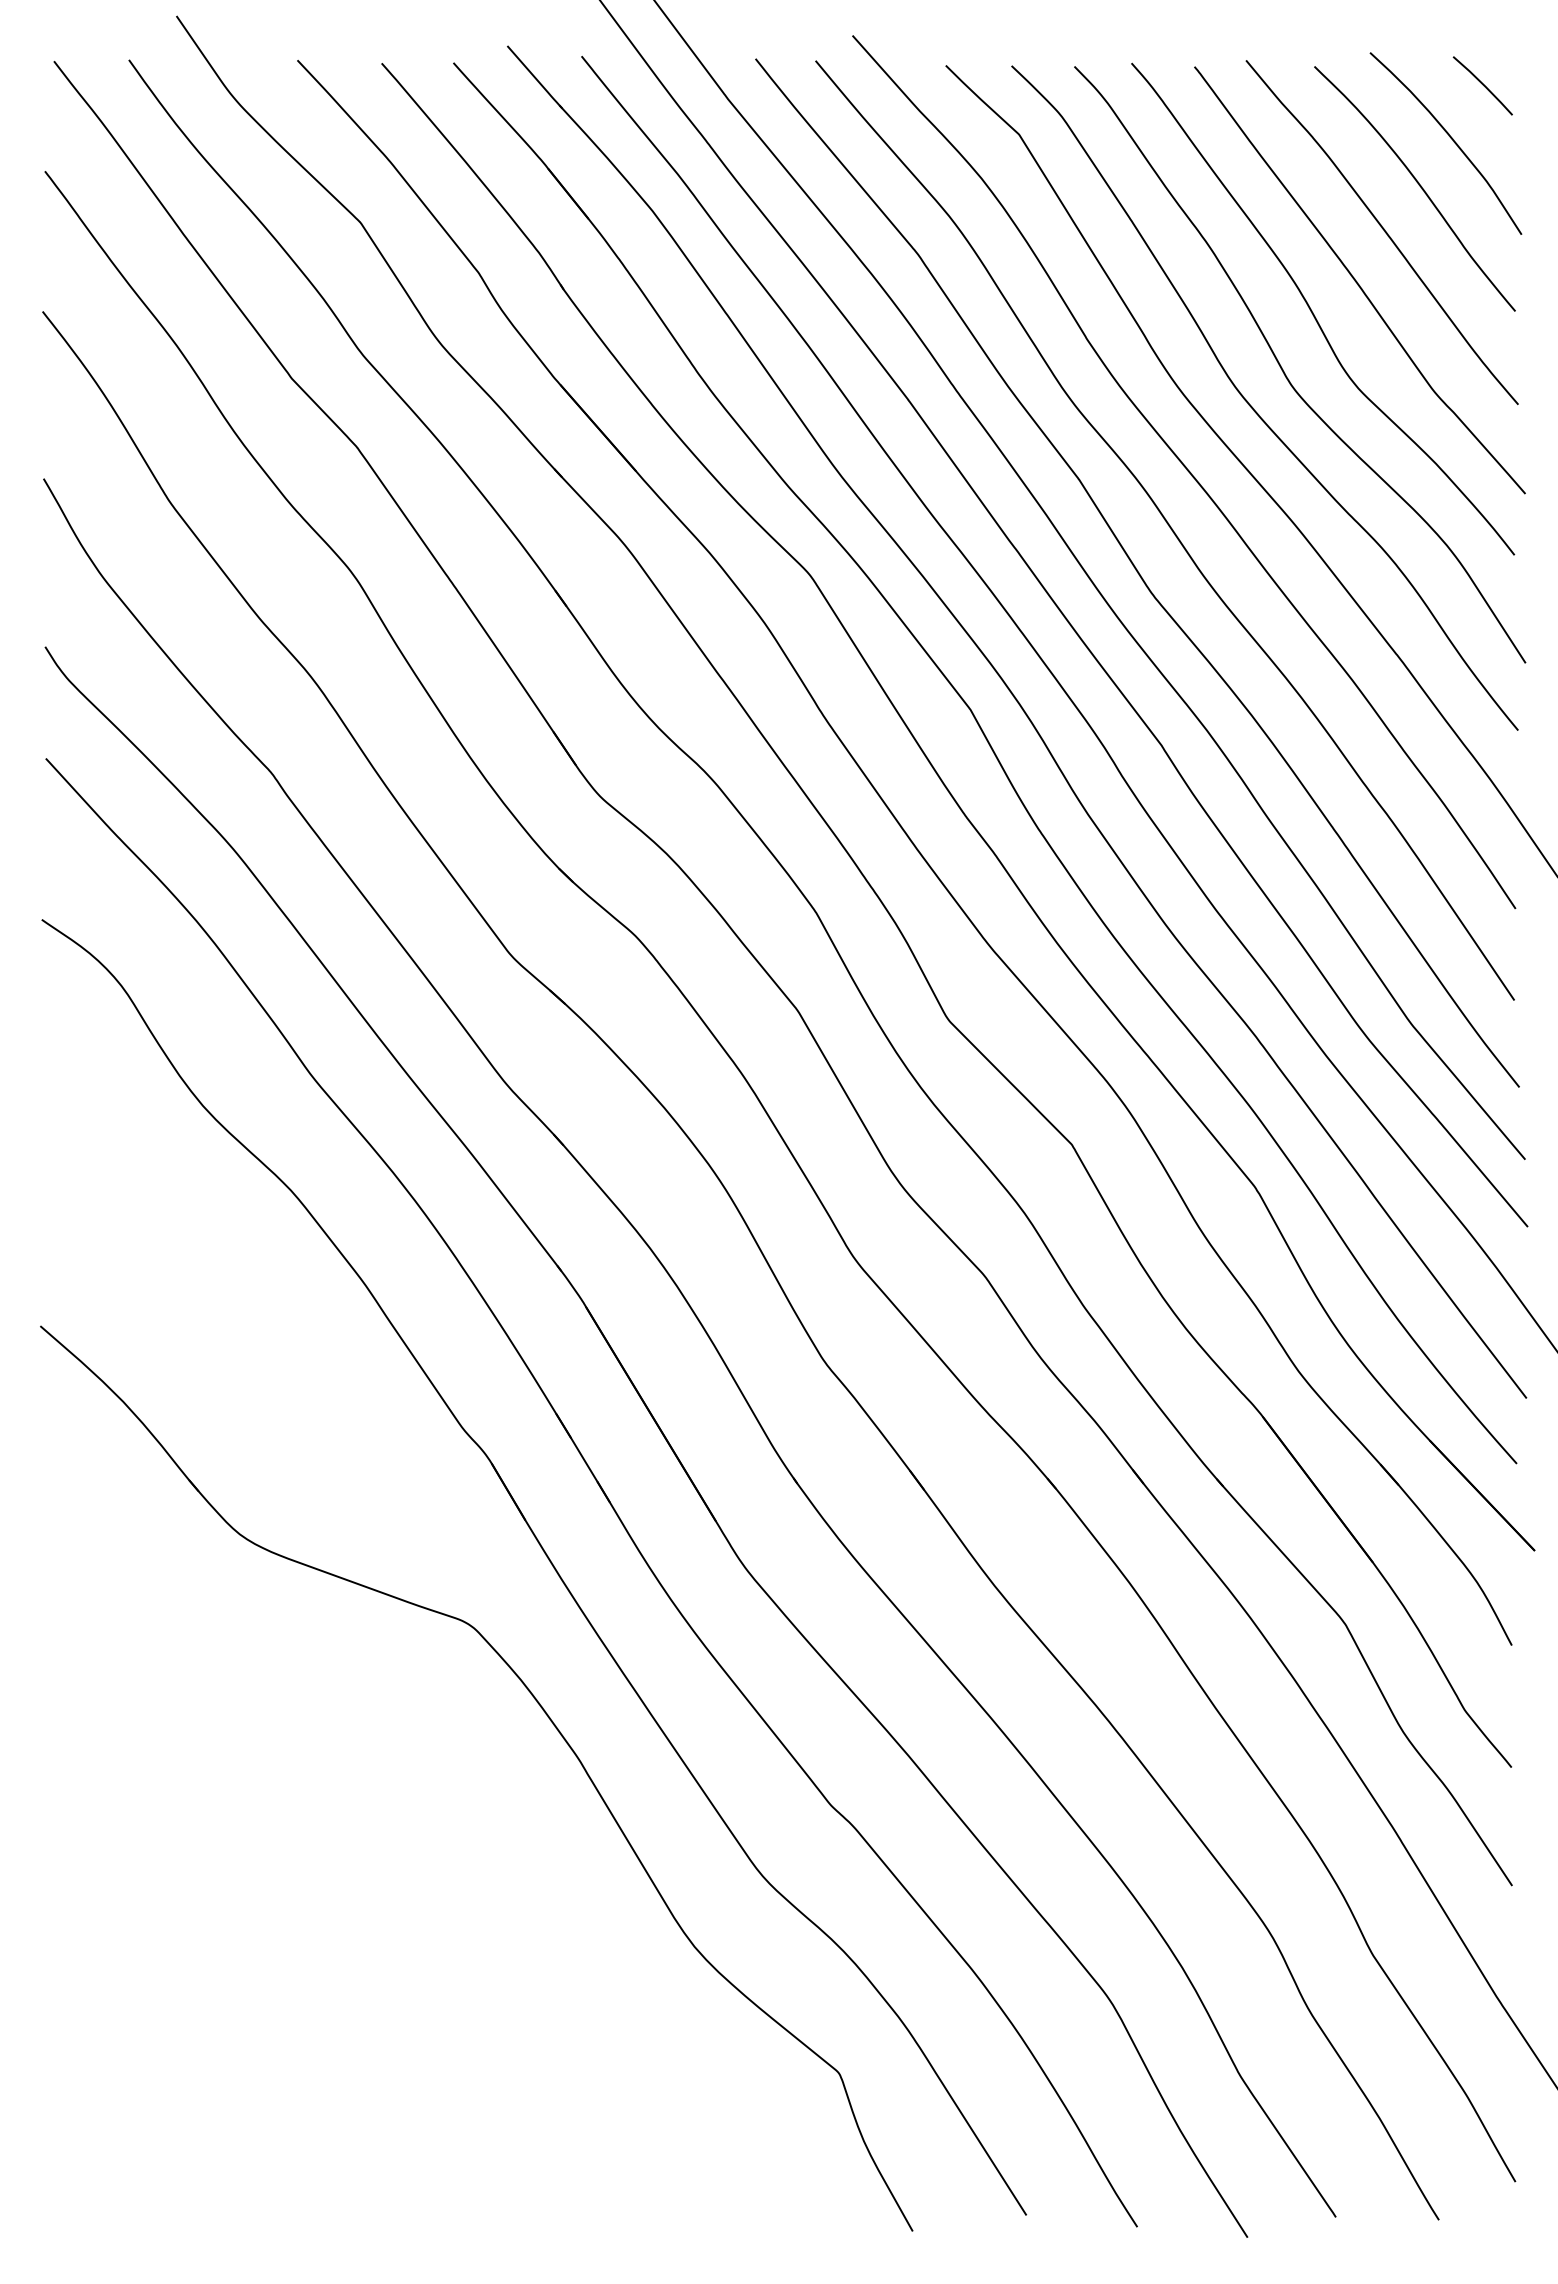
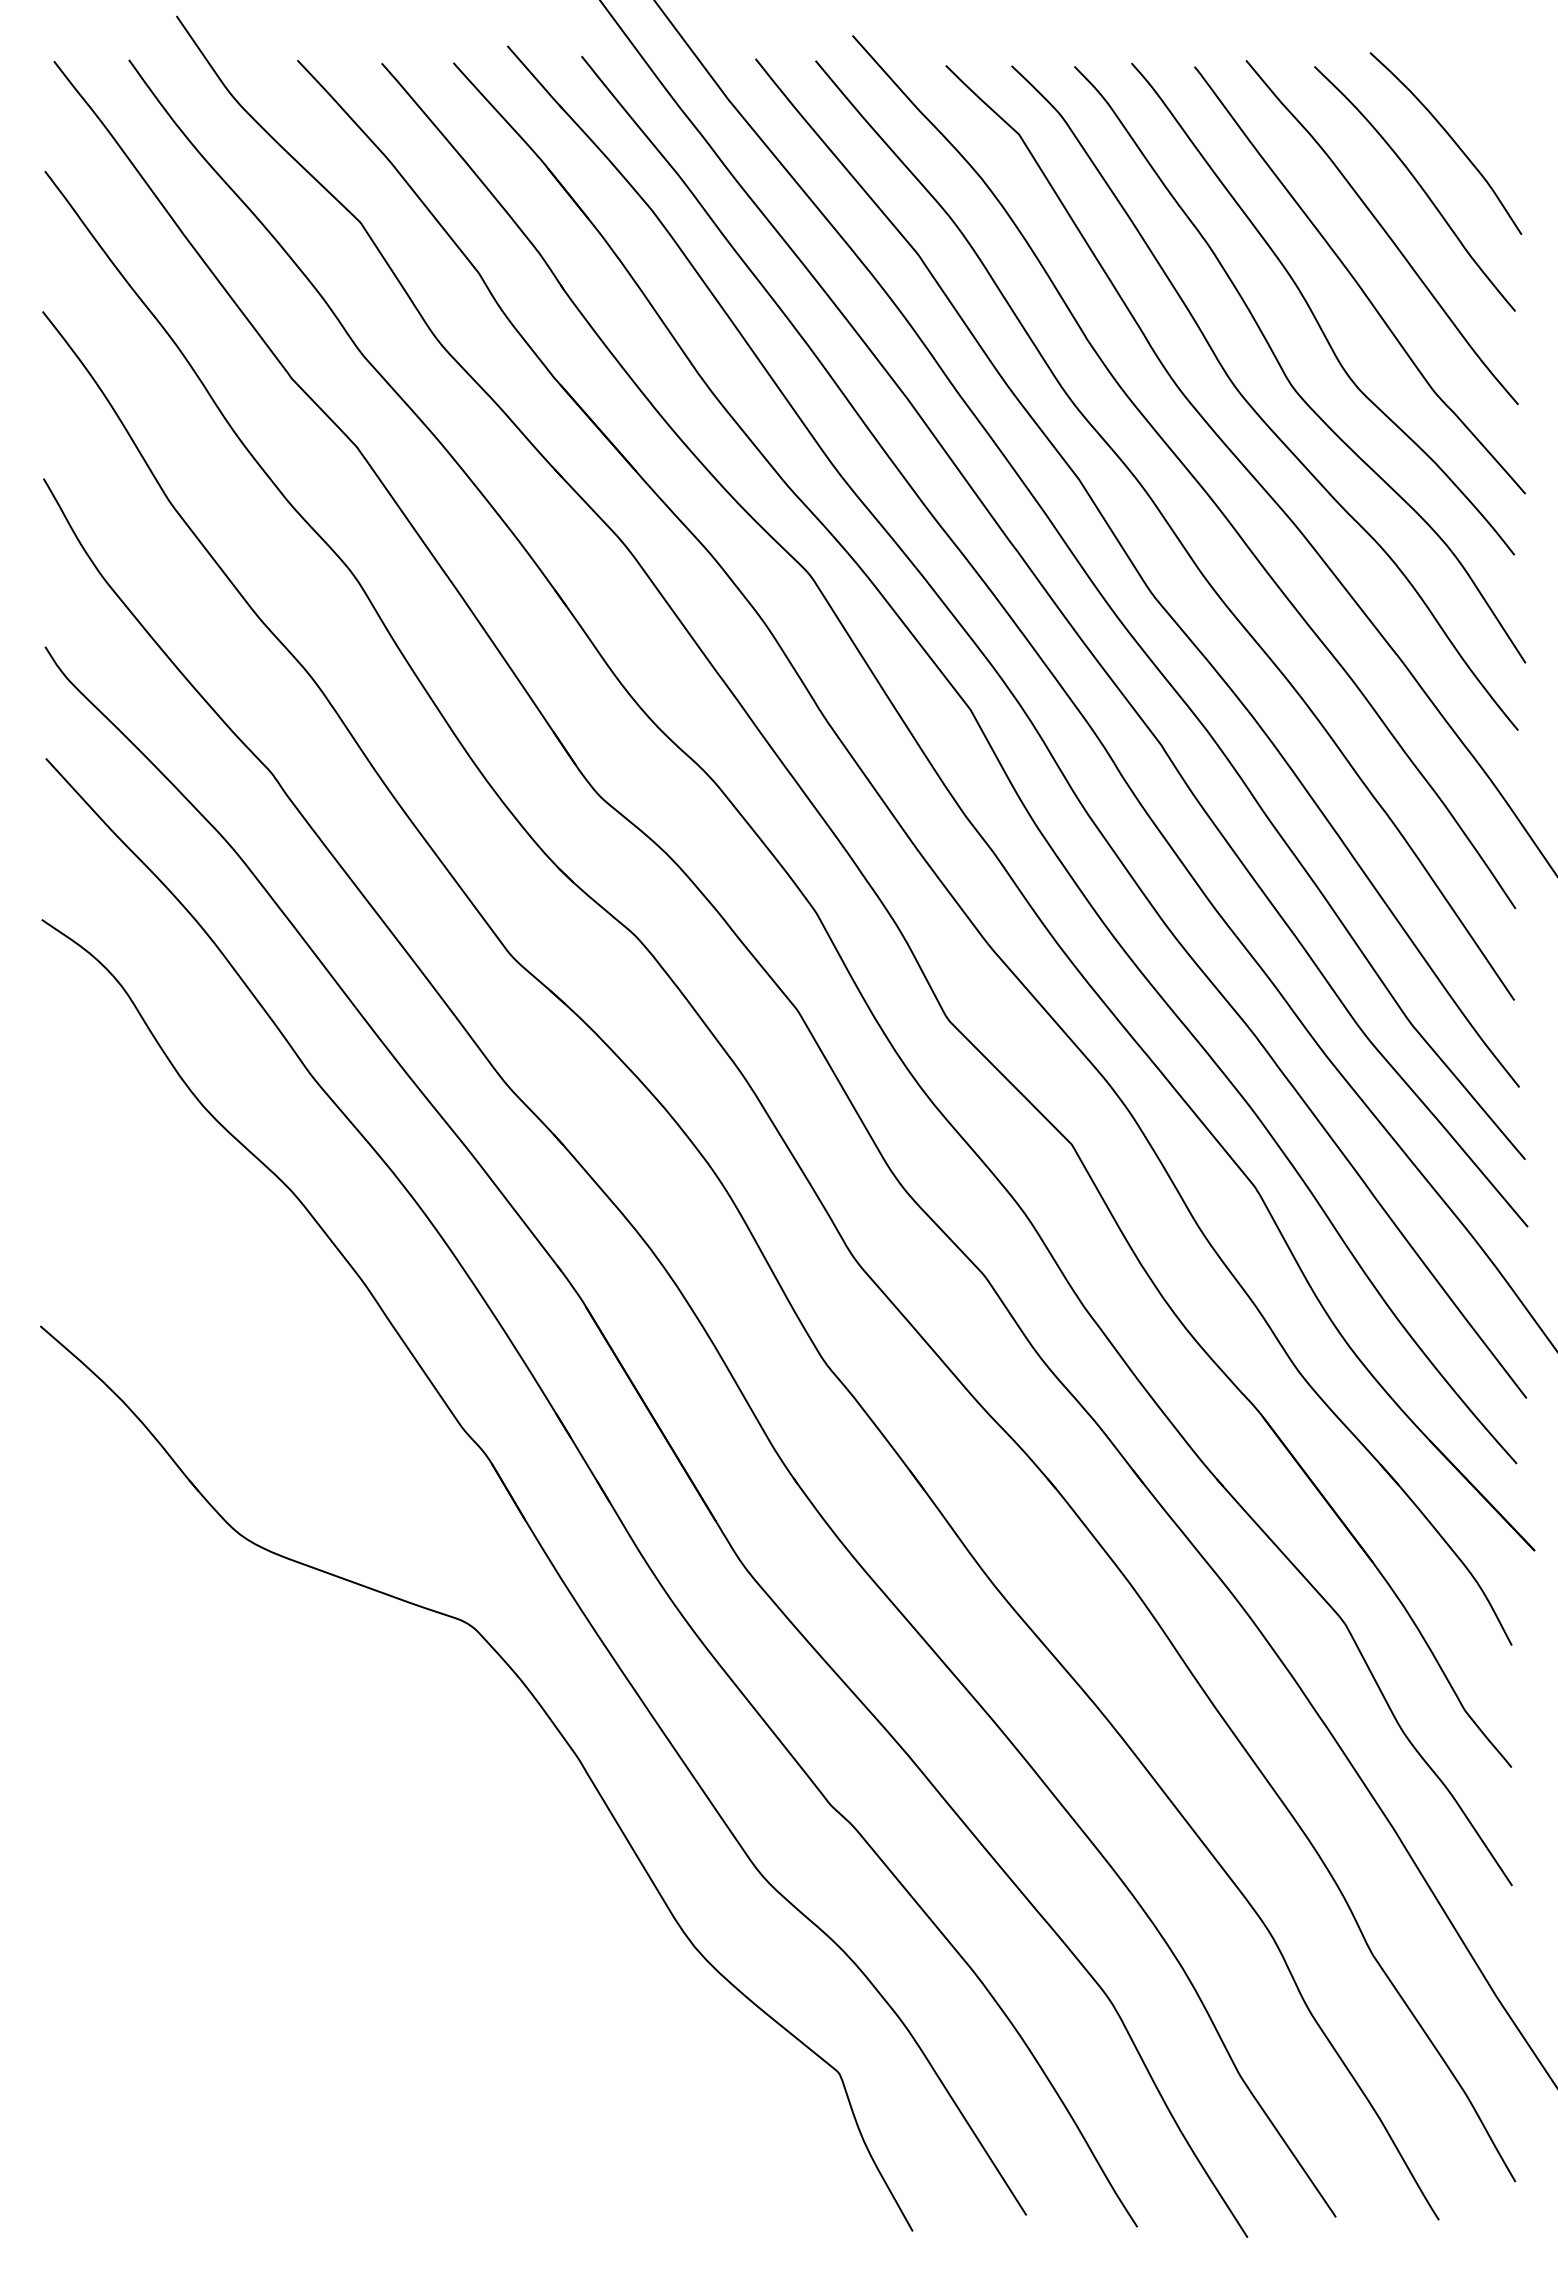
line: present -> none (1482, 85)
